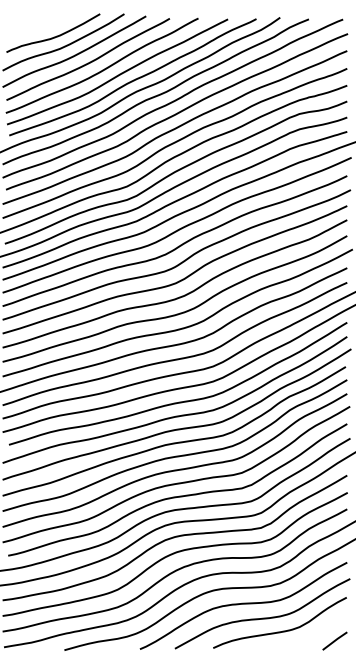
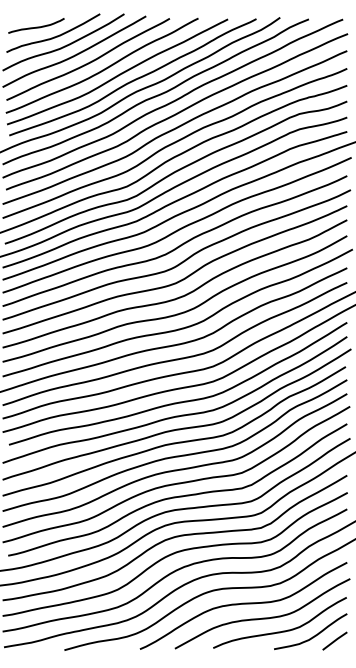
curve: none -> present (36, 26)
curve: none -> present (312, 636)
